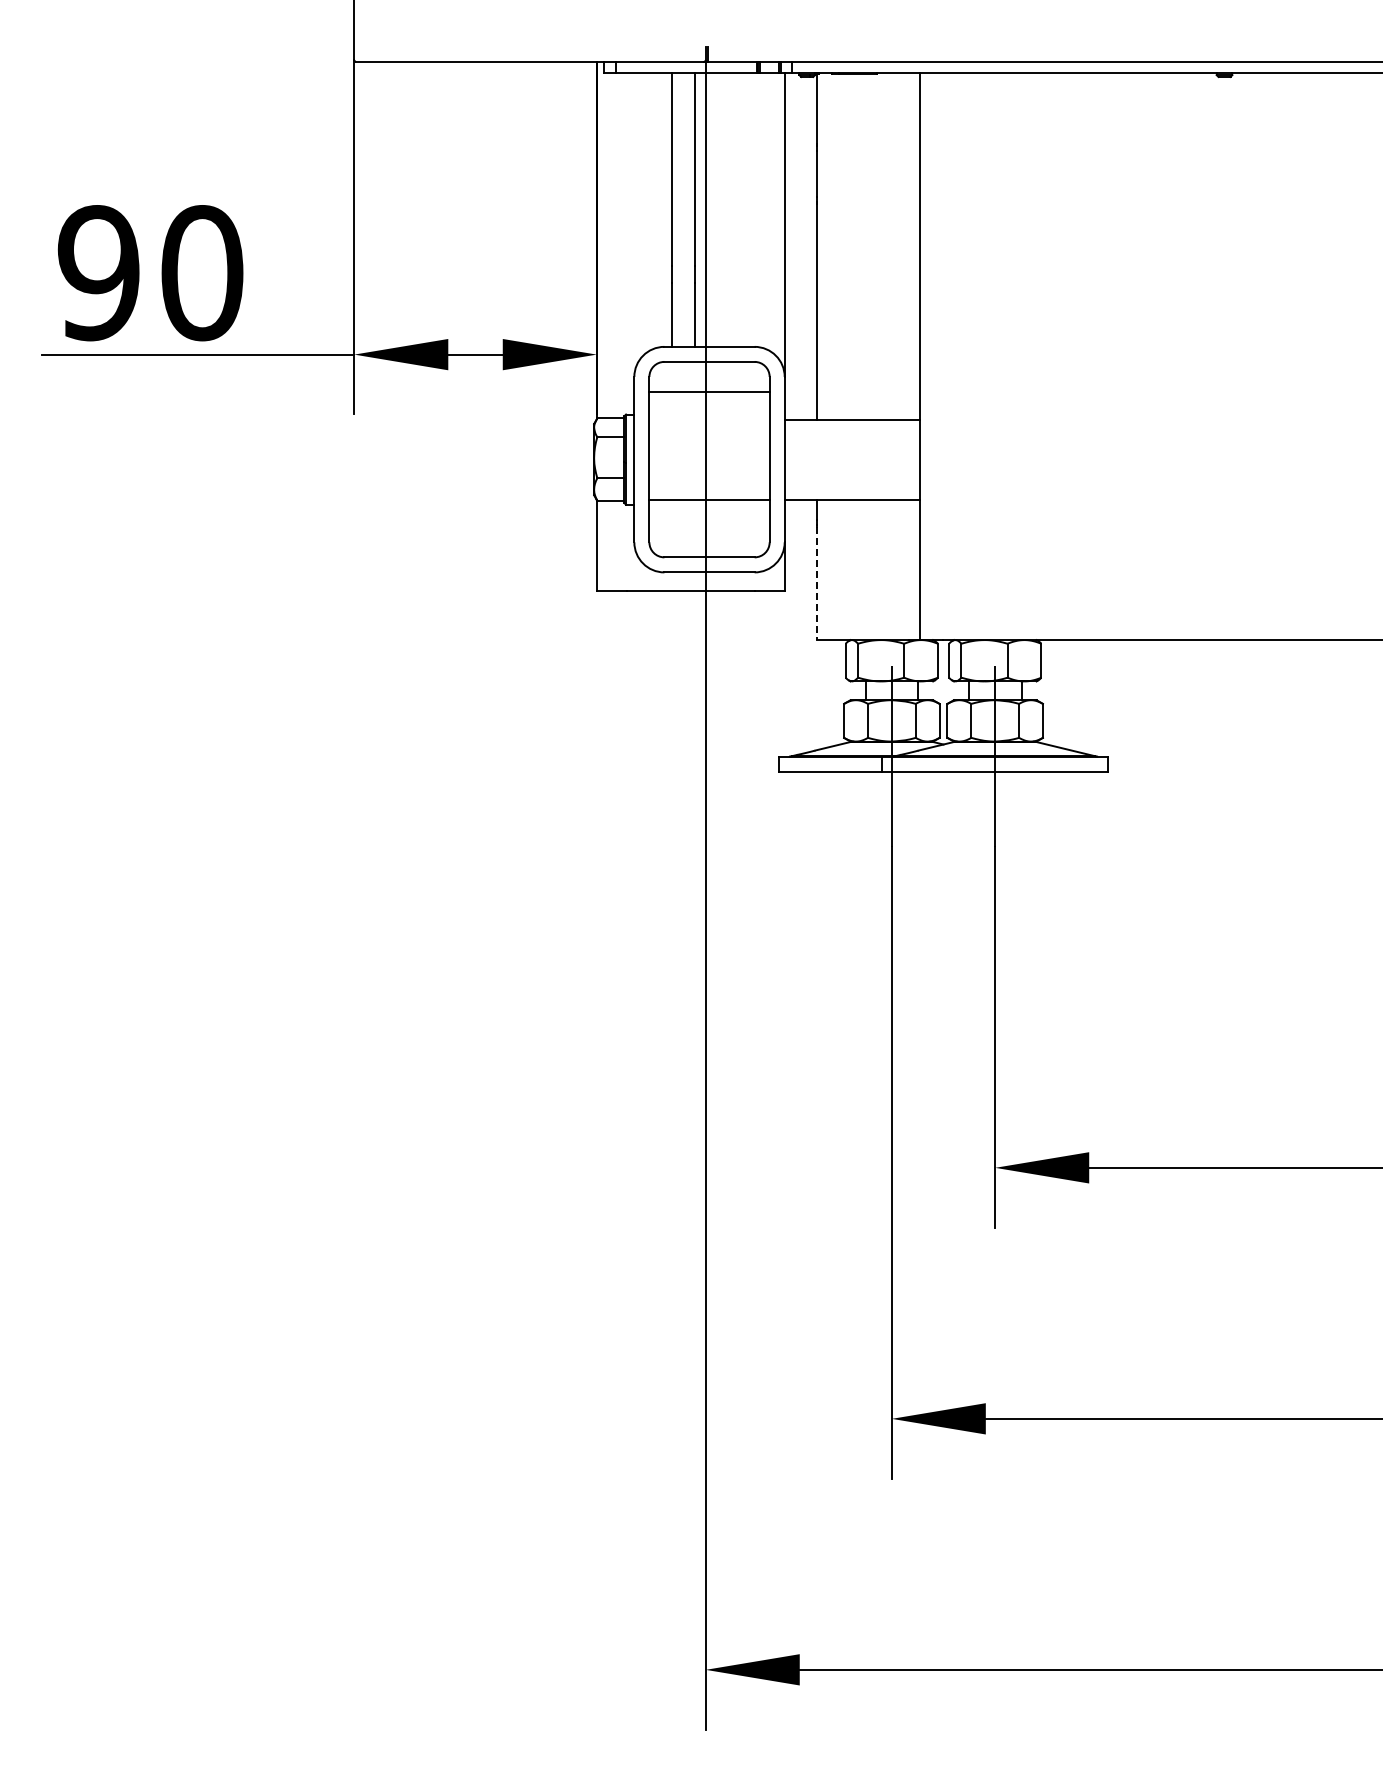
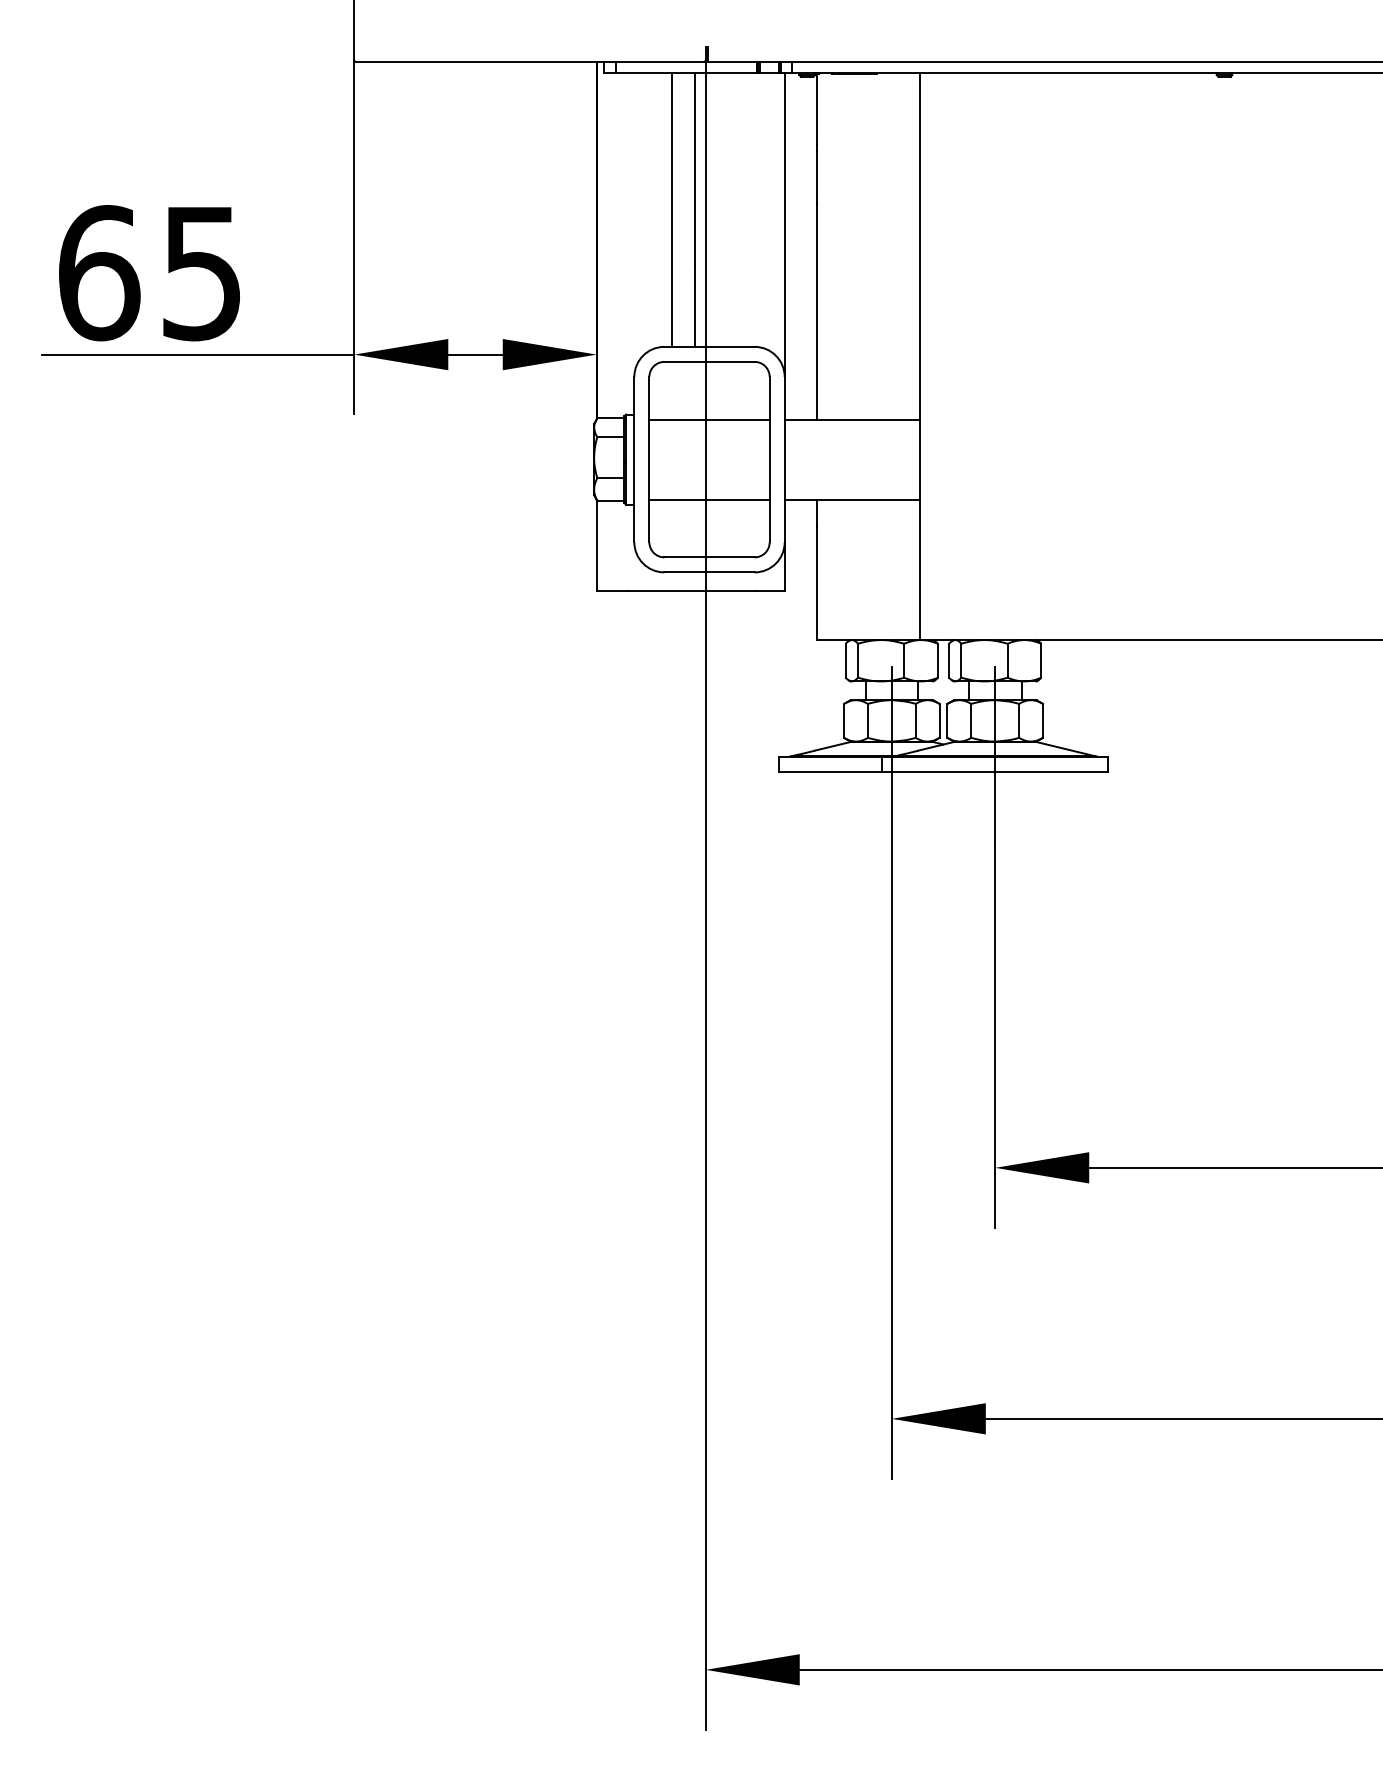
text: 90 -> 65 (150, 273)
line position: (709, 391) -> (709, 419) (709, 419)
line: dashed -> solid (816, 584)
